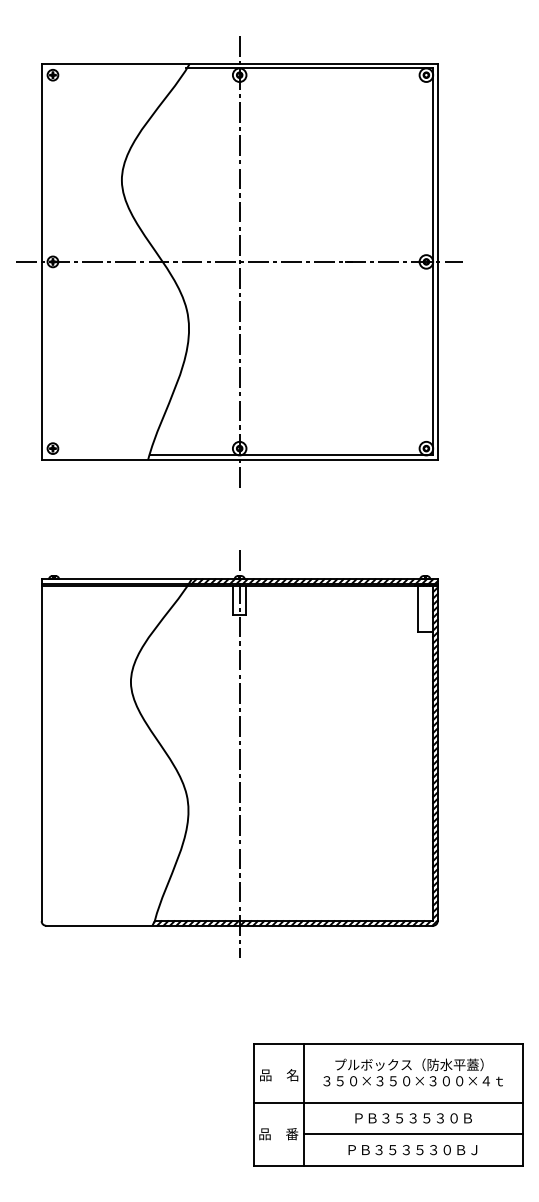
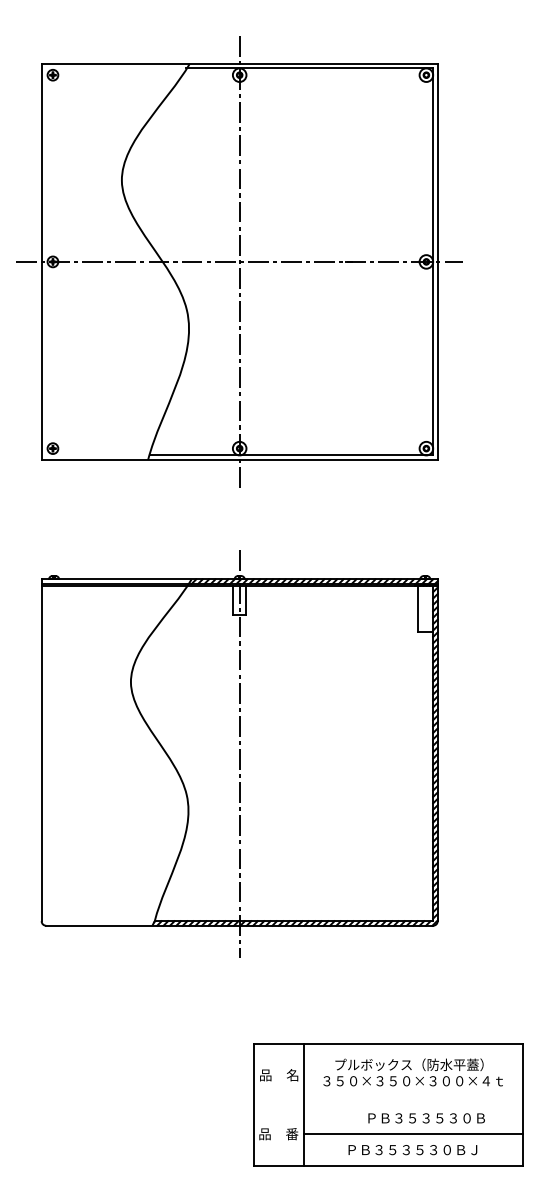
line: present -> none (388, 1102)
text position: (413, 1118) -> (426, 1118) (426, 1118)
